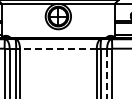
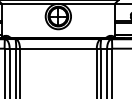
line: dashed -> solid (57, 48)
line: dashed -> solid (107, 73)
